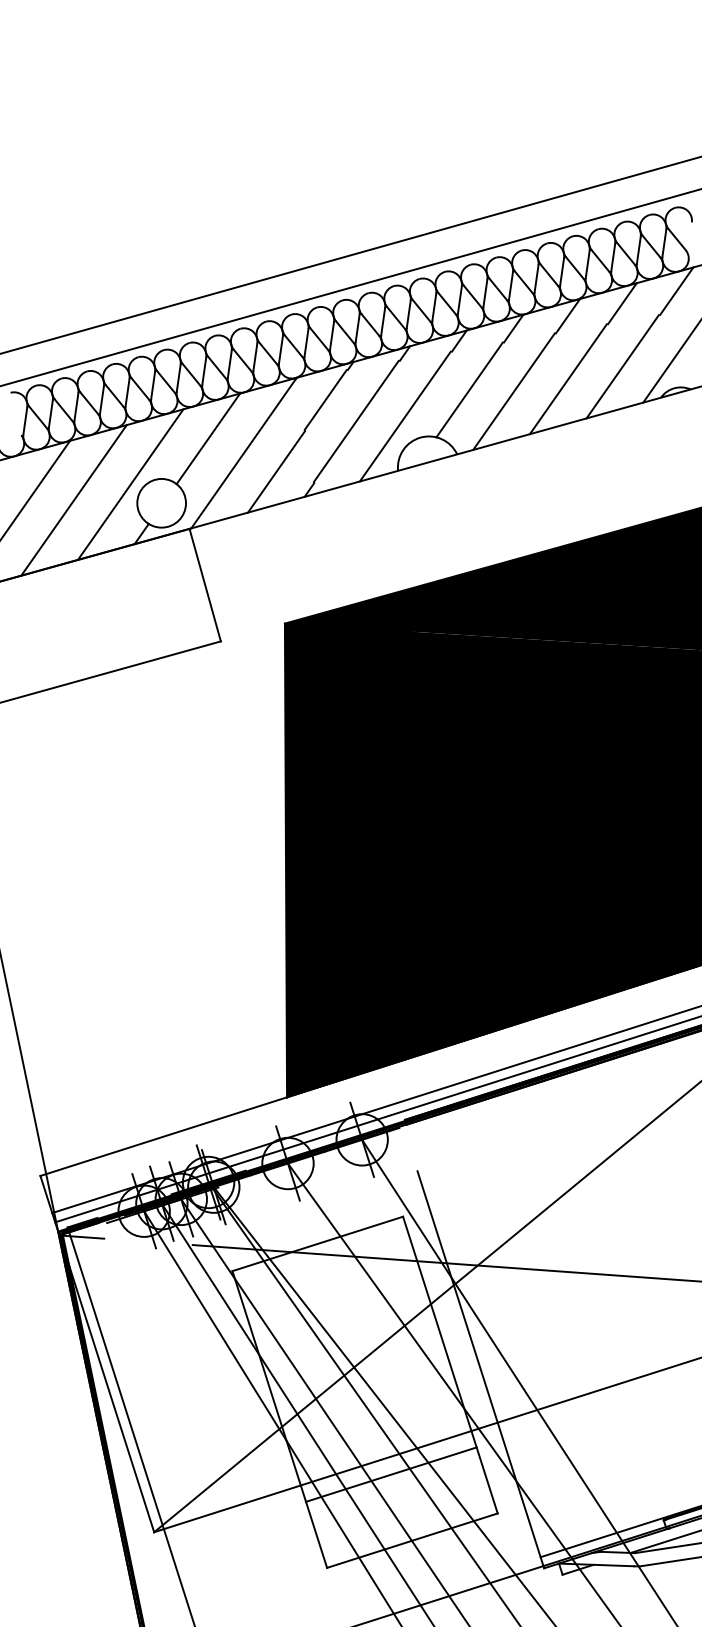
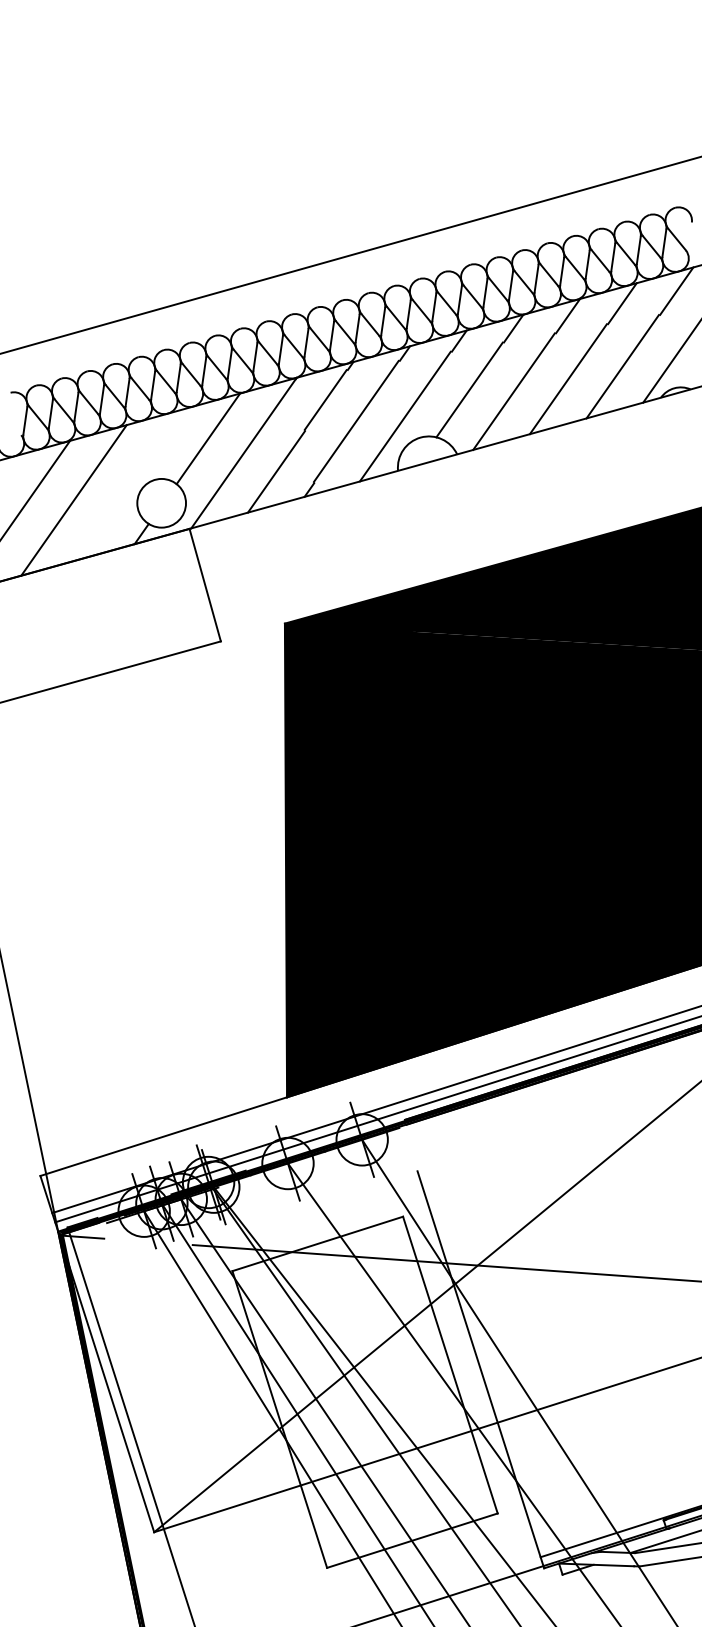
line: present -> none (350, 287)
line: present -> none (130, 484)
line: present -> none (391, 1474)
